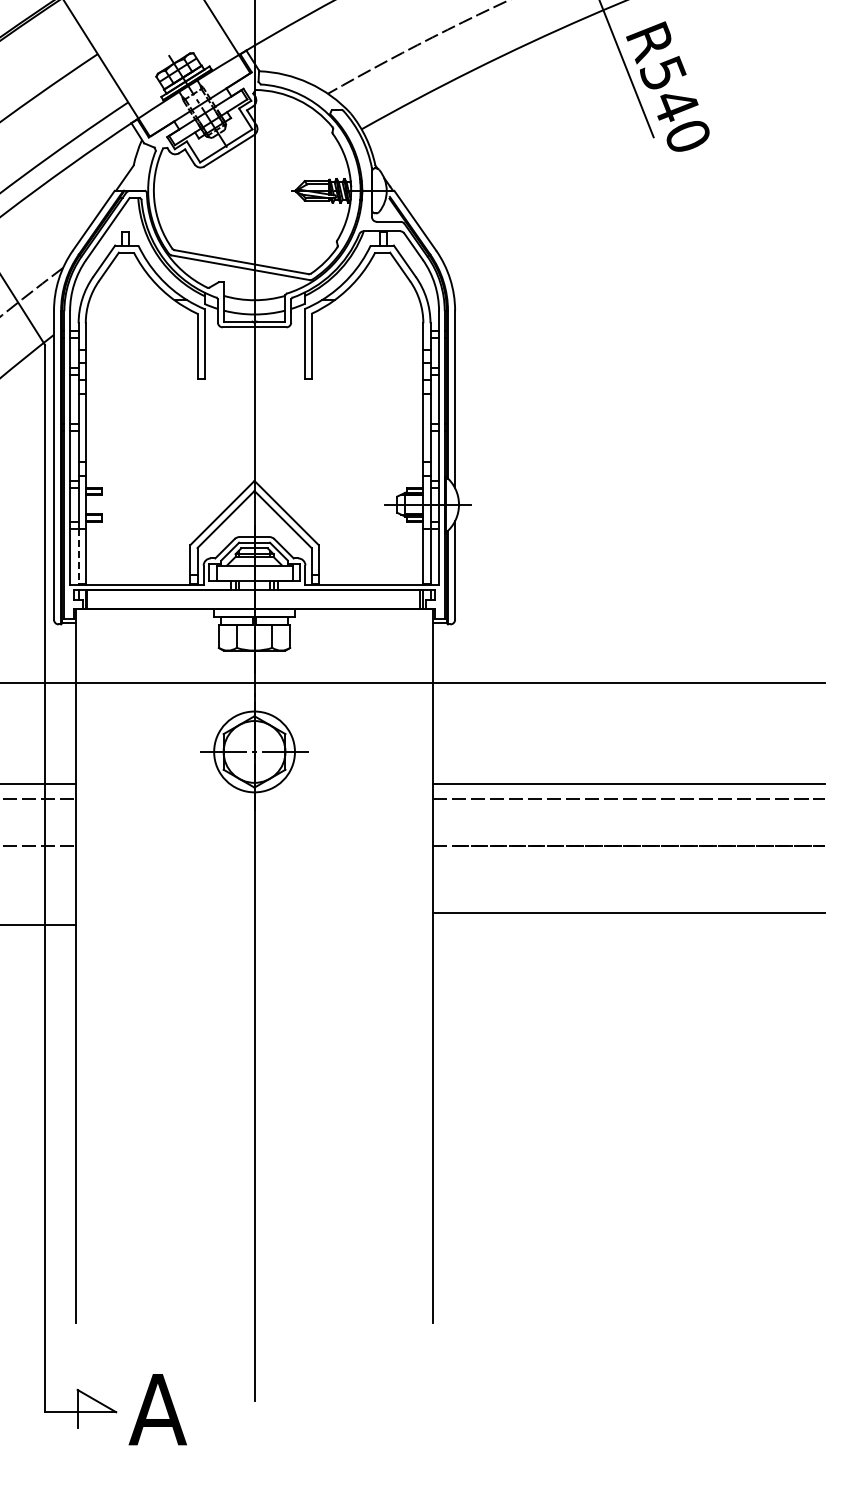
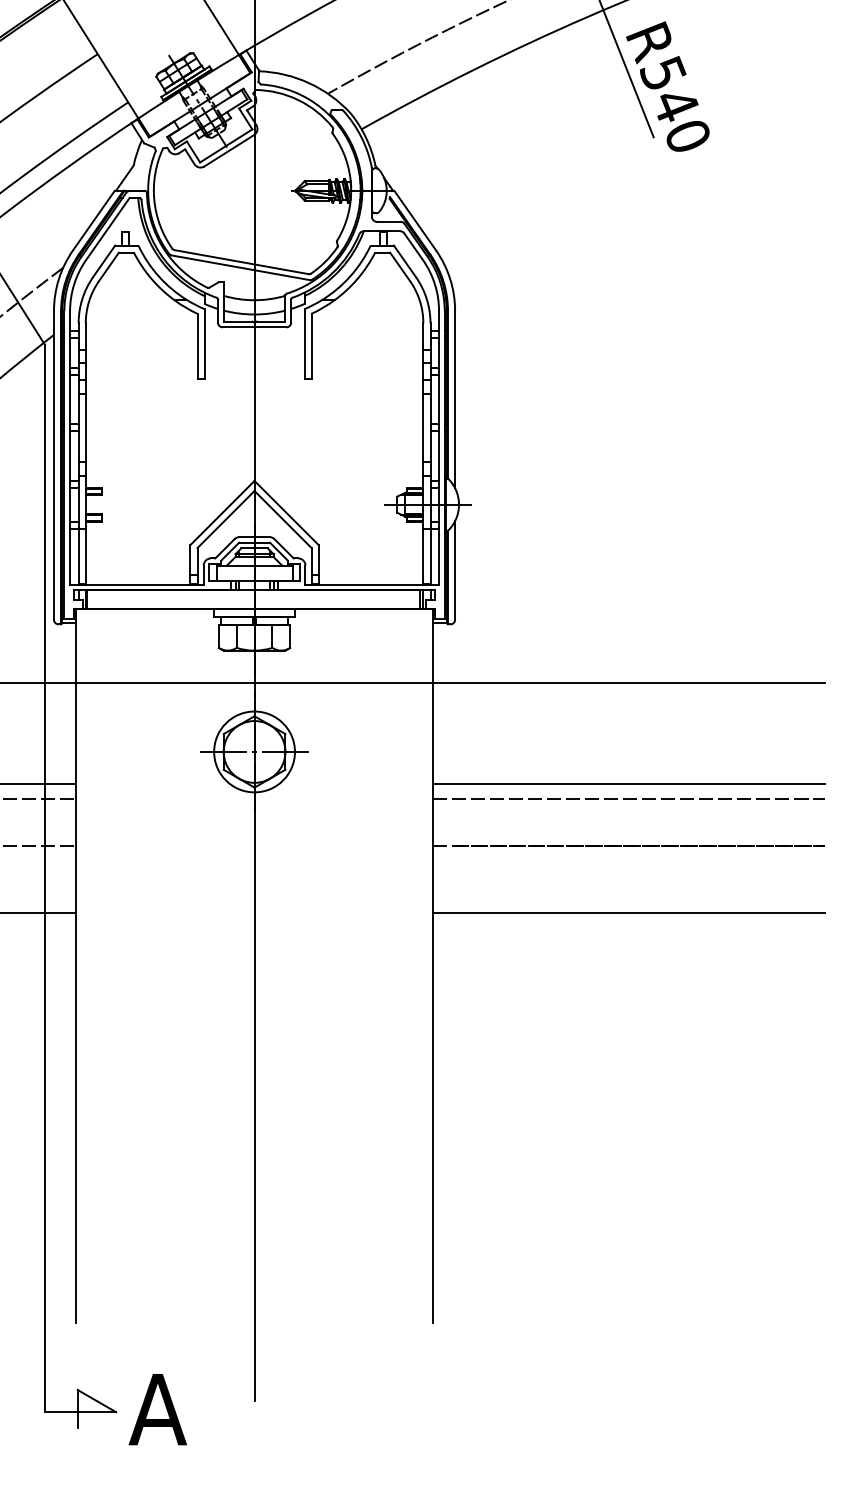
line: dashed -> solid (78, 557)
line position: (39, 924) -> (39, 912) (39, 912)
